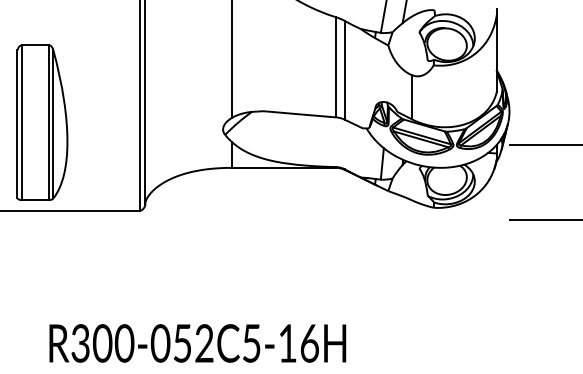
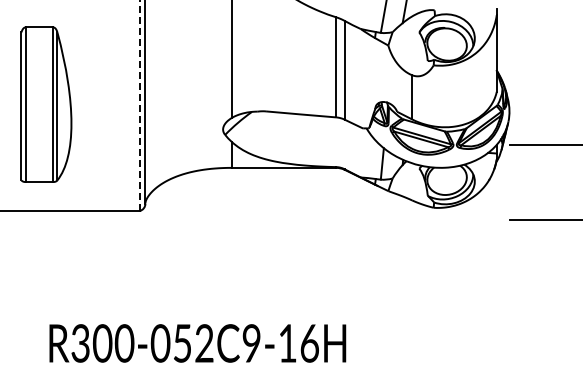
line: solid -> dashed (139, 105)
part position: (42, 122) -> (46, 104) (46, 104)
text: R300-052C5-16H -> R300-052C9-16H (251, 343)
